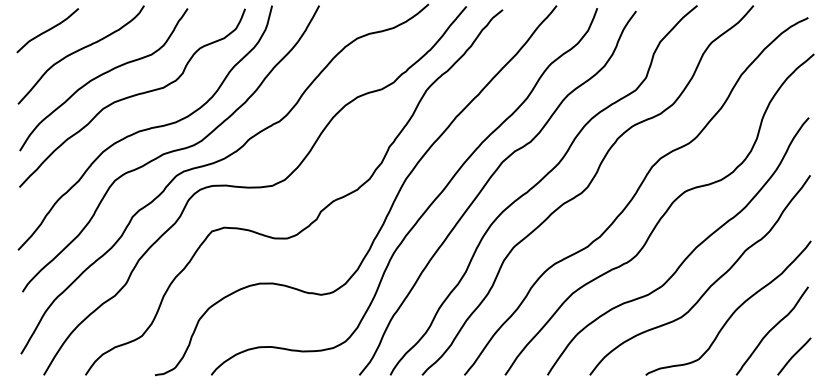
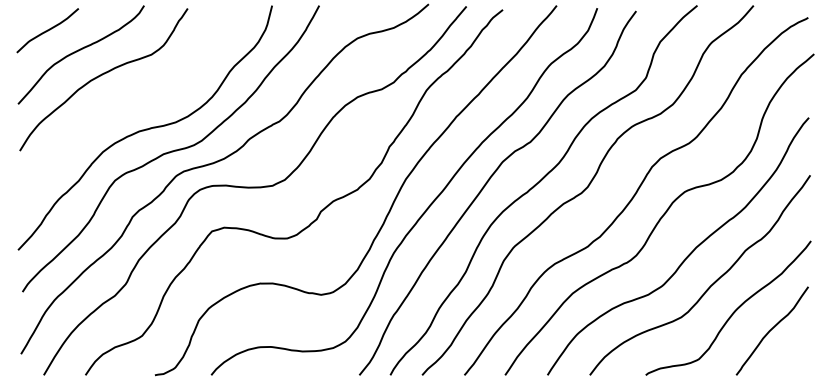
curve: present -> none (132, 97)
line: present -> none (794, 356)
